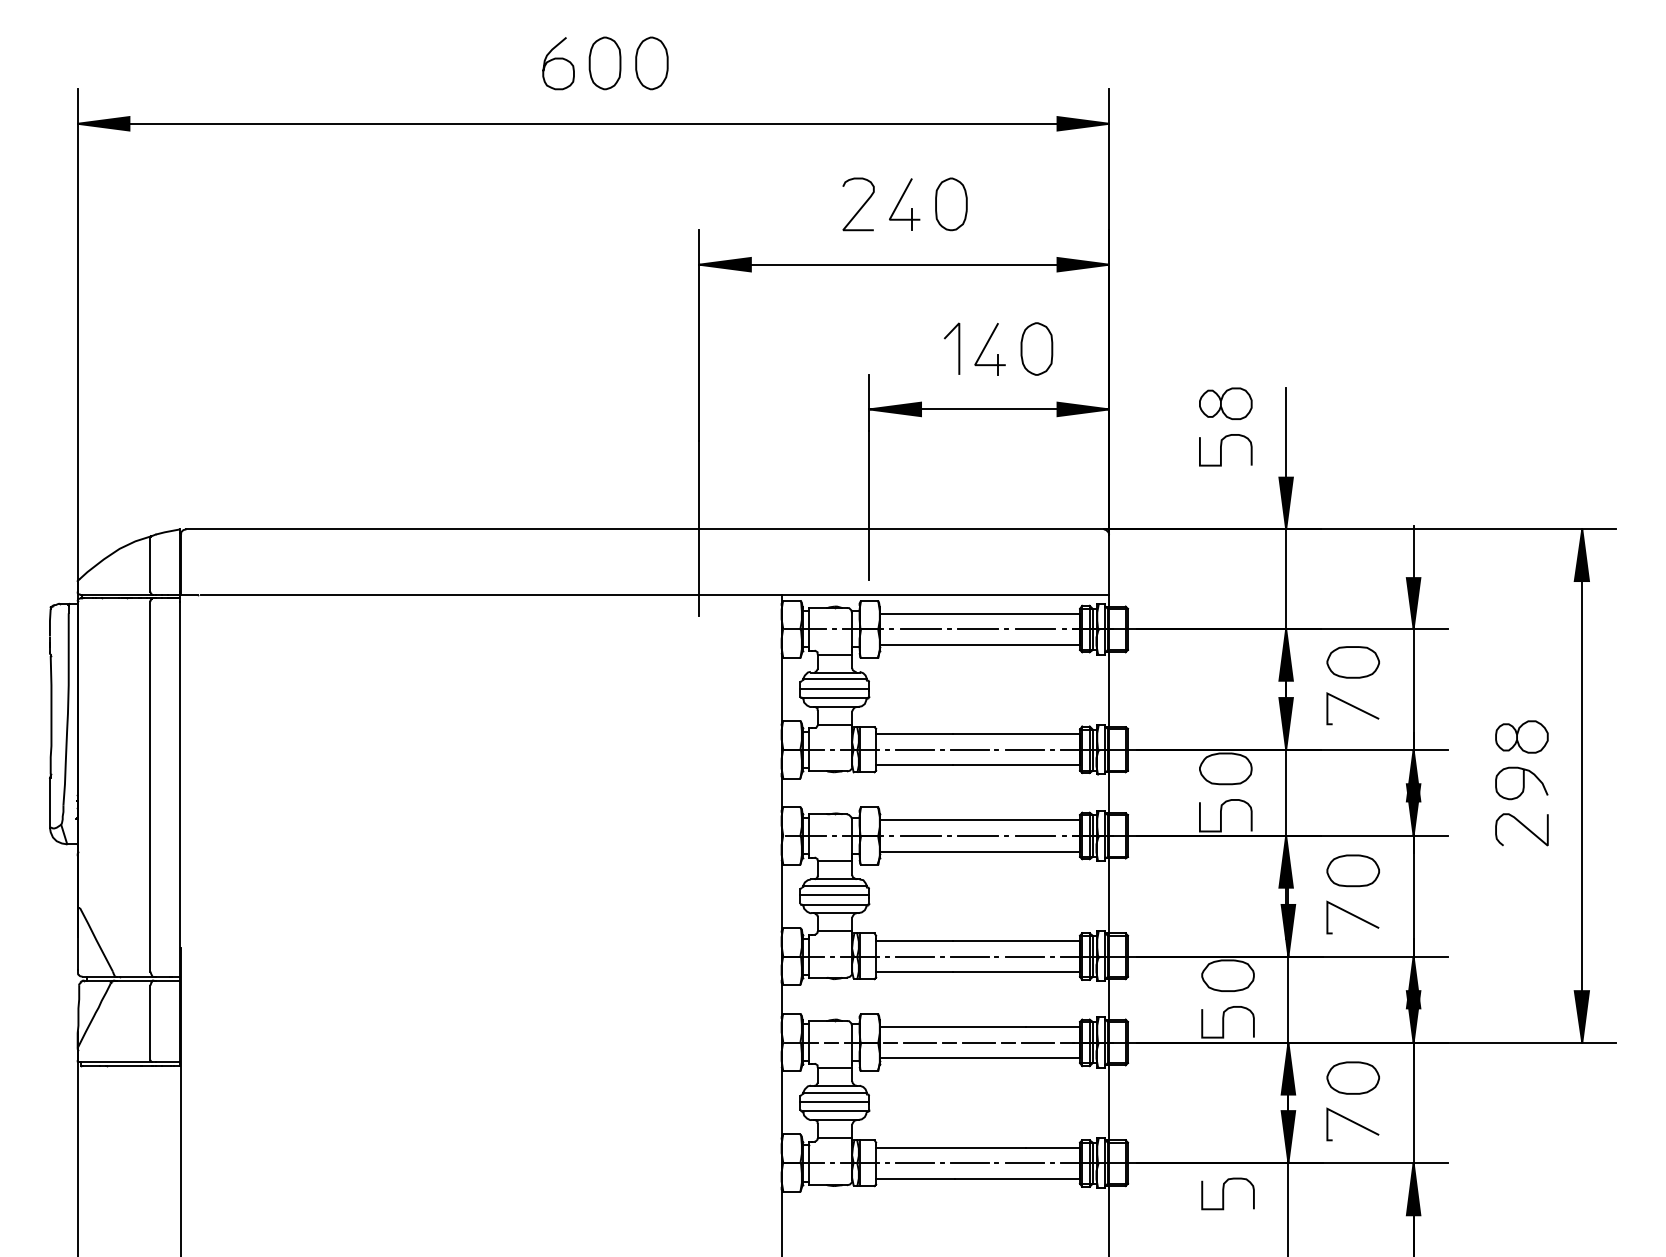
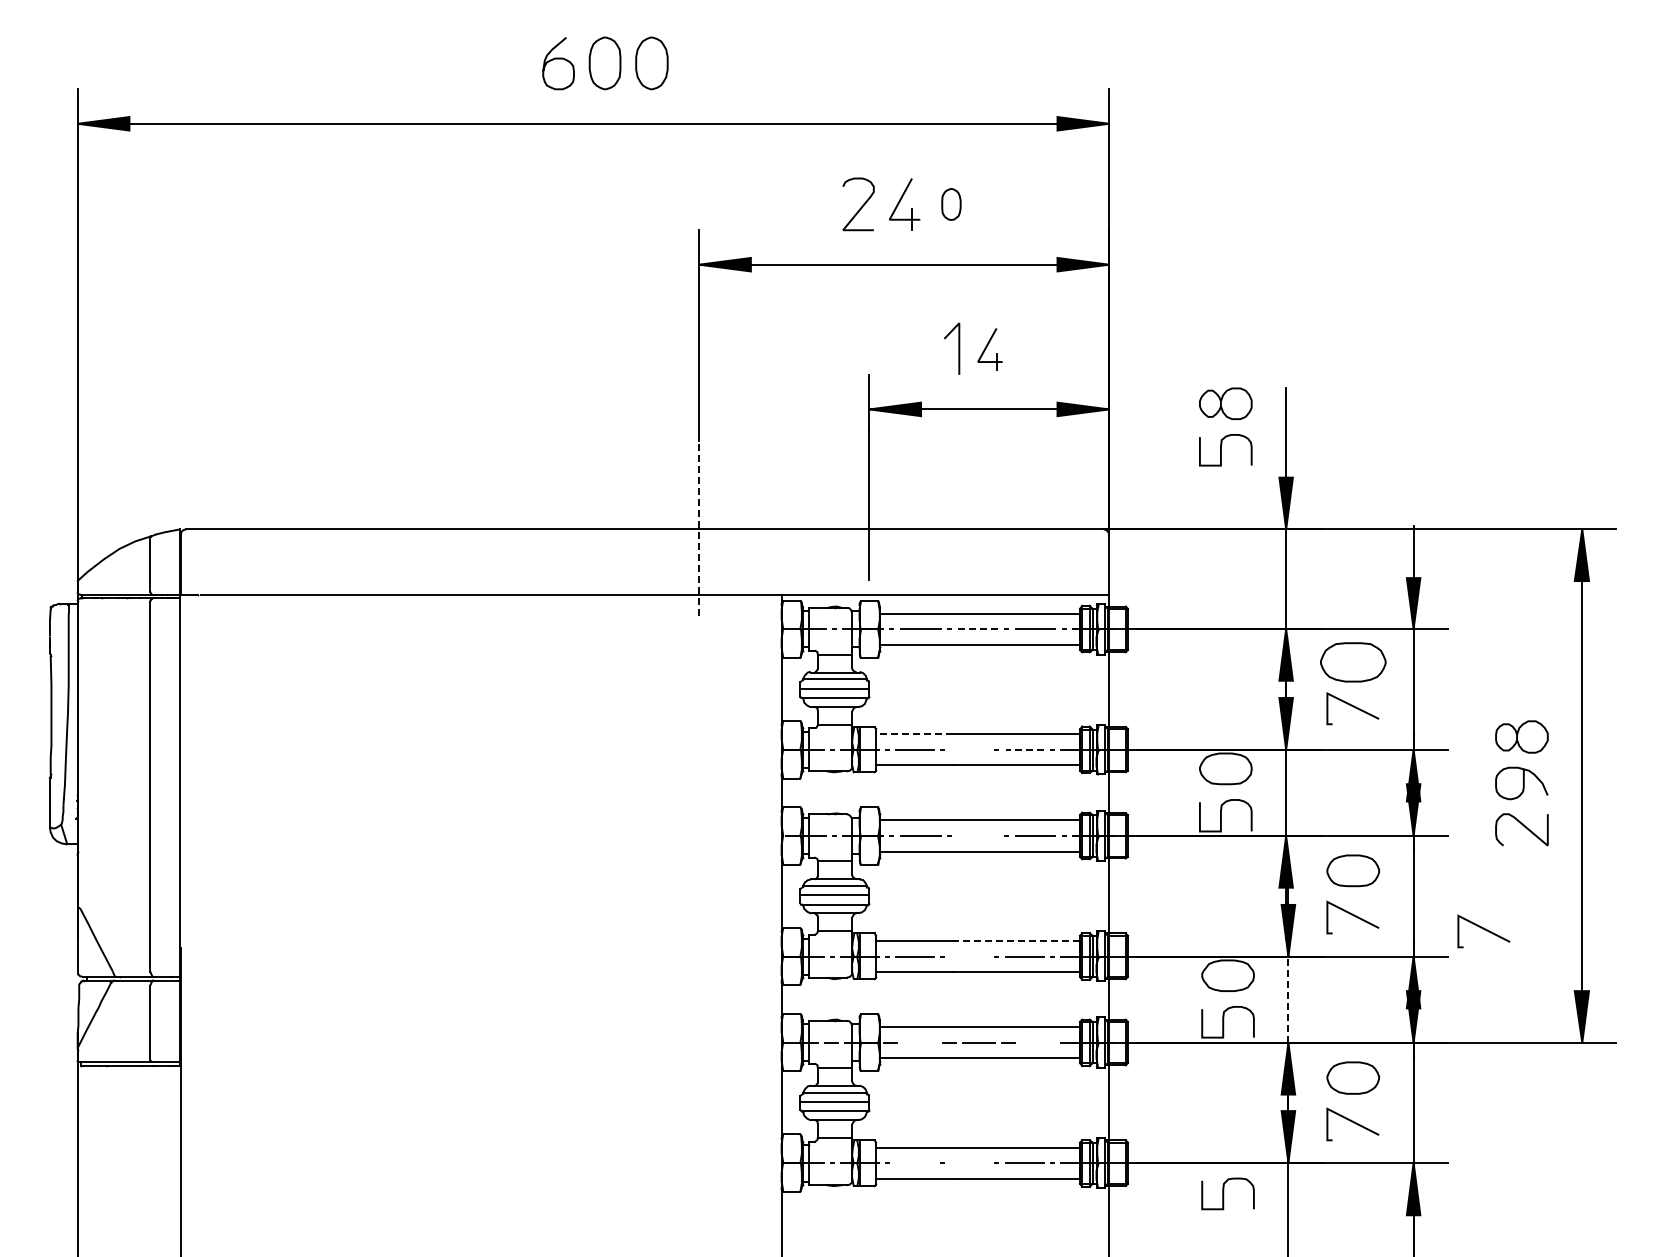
part size: 33x55 px -> 21x33 px (951, 204)
part: present -> none (1036, 348)
part size: 32x53 px -> 26x43 px (989, 349)
line: solid -> dashed (699, 528)
line: solid -> dashed (977, 629)
part size: 54x33 px -> 67x41 px (1353, 662)
line: solid -> dashed (913, 734)
line: present -> none (970, 749)
line: solid -> dashed (1024, 749)
line: present -> none (977, 835)
line: none -> present (1484, 930)
line: solid -> dashed (1016, 940)
line: present -> none (970, 956)
line: solid -> dashed (1288, 999)
line: present -> none (919, 1042)
line: present -> none (1037, 1042)
line: present -> none (914, 1162)
line: present -> none (970, 1162)
